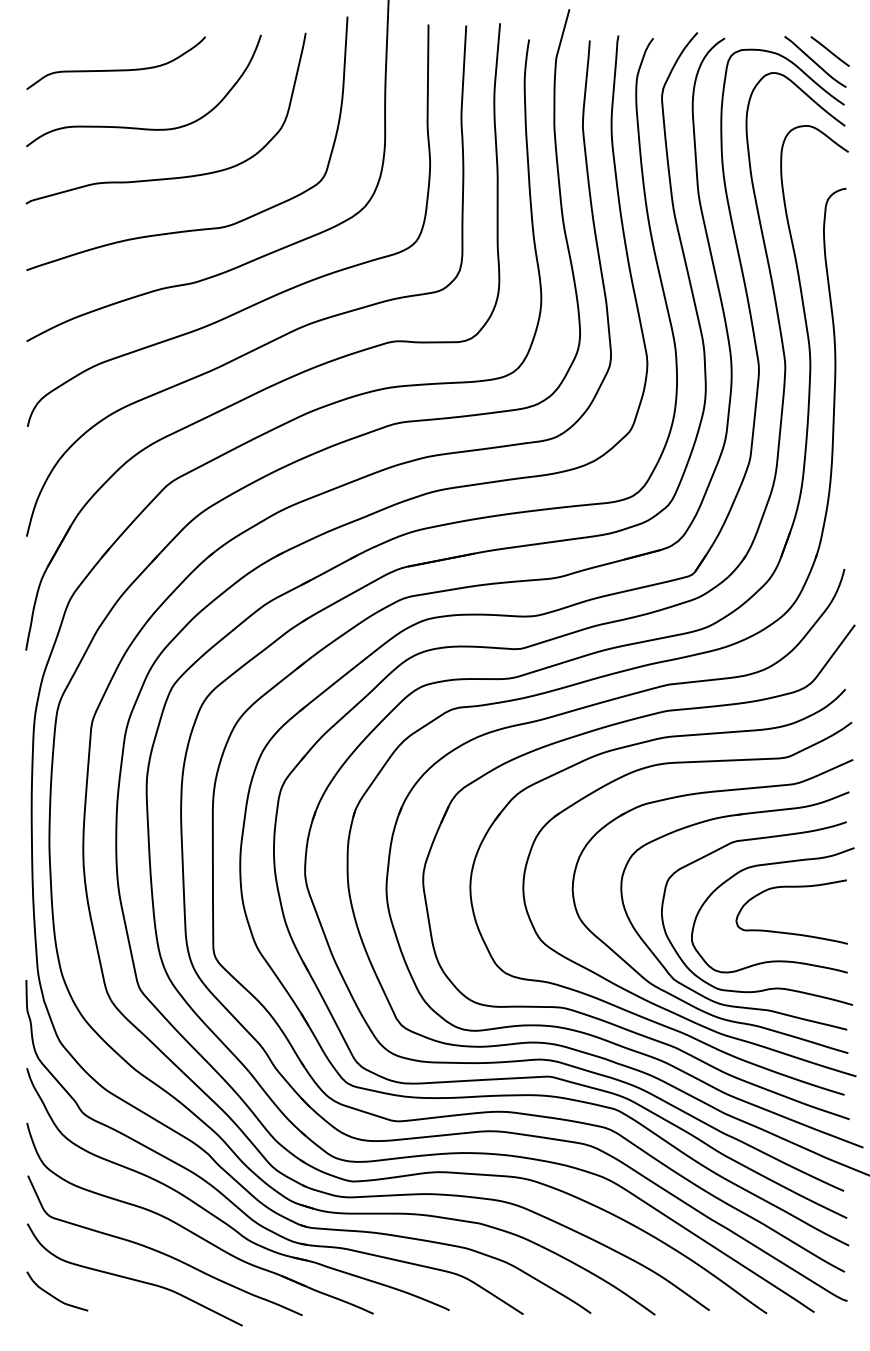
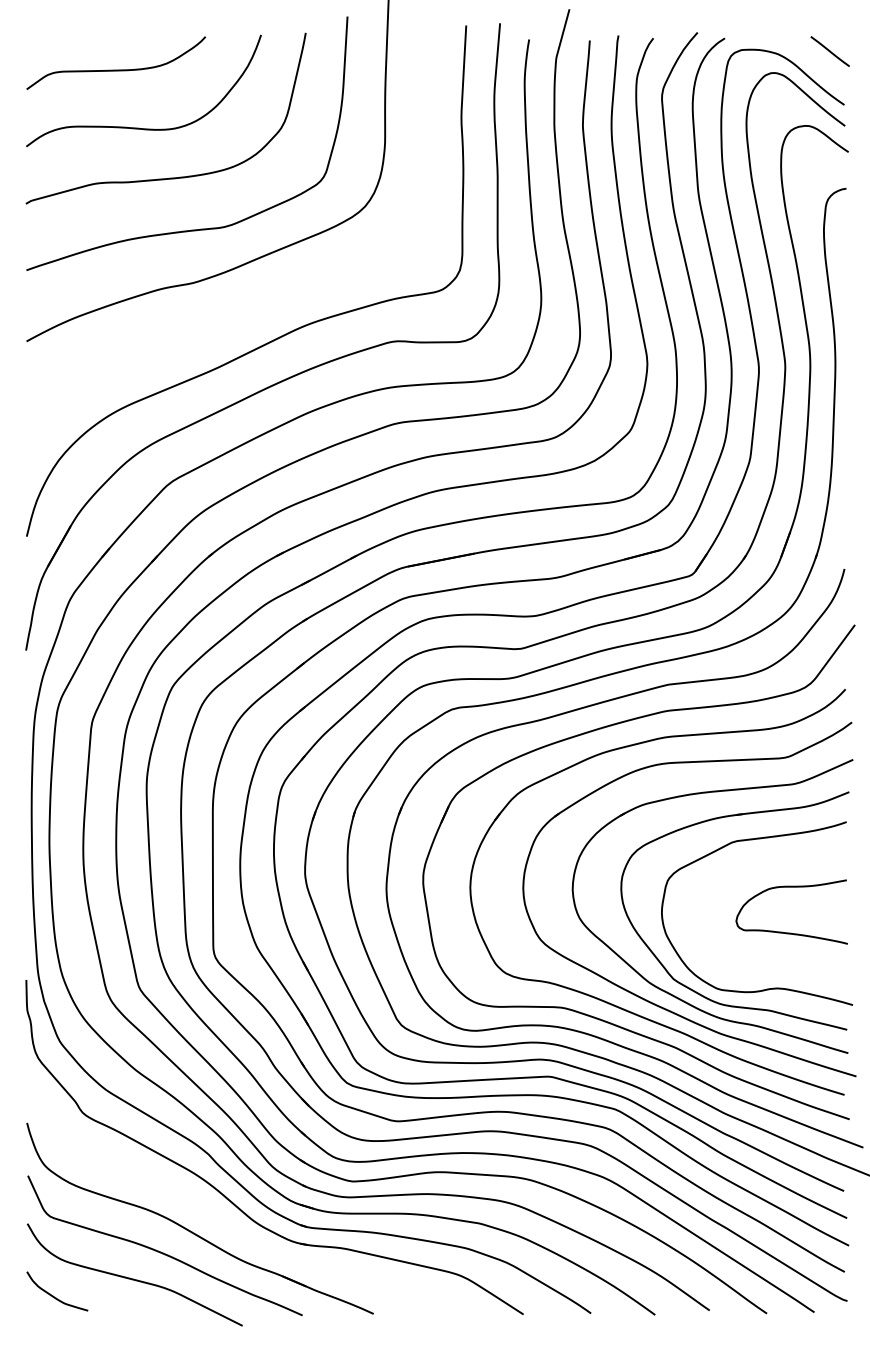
curve: present -> none (815, 61)
curve: present -> none (265, 298)
curve: present -> none (768, 865)
part: present -> none (217, 1216)
